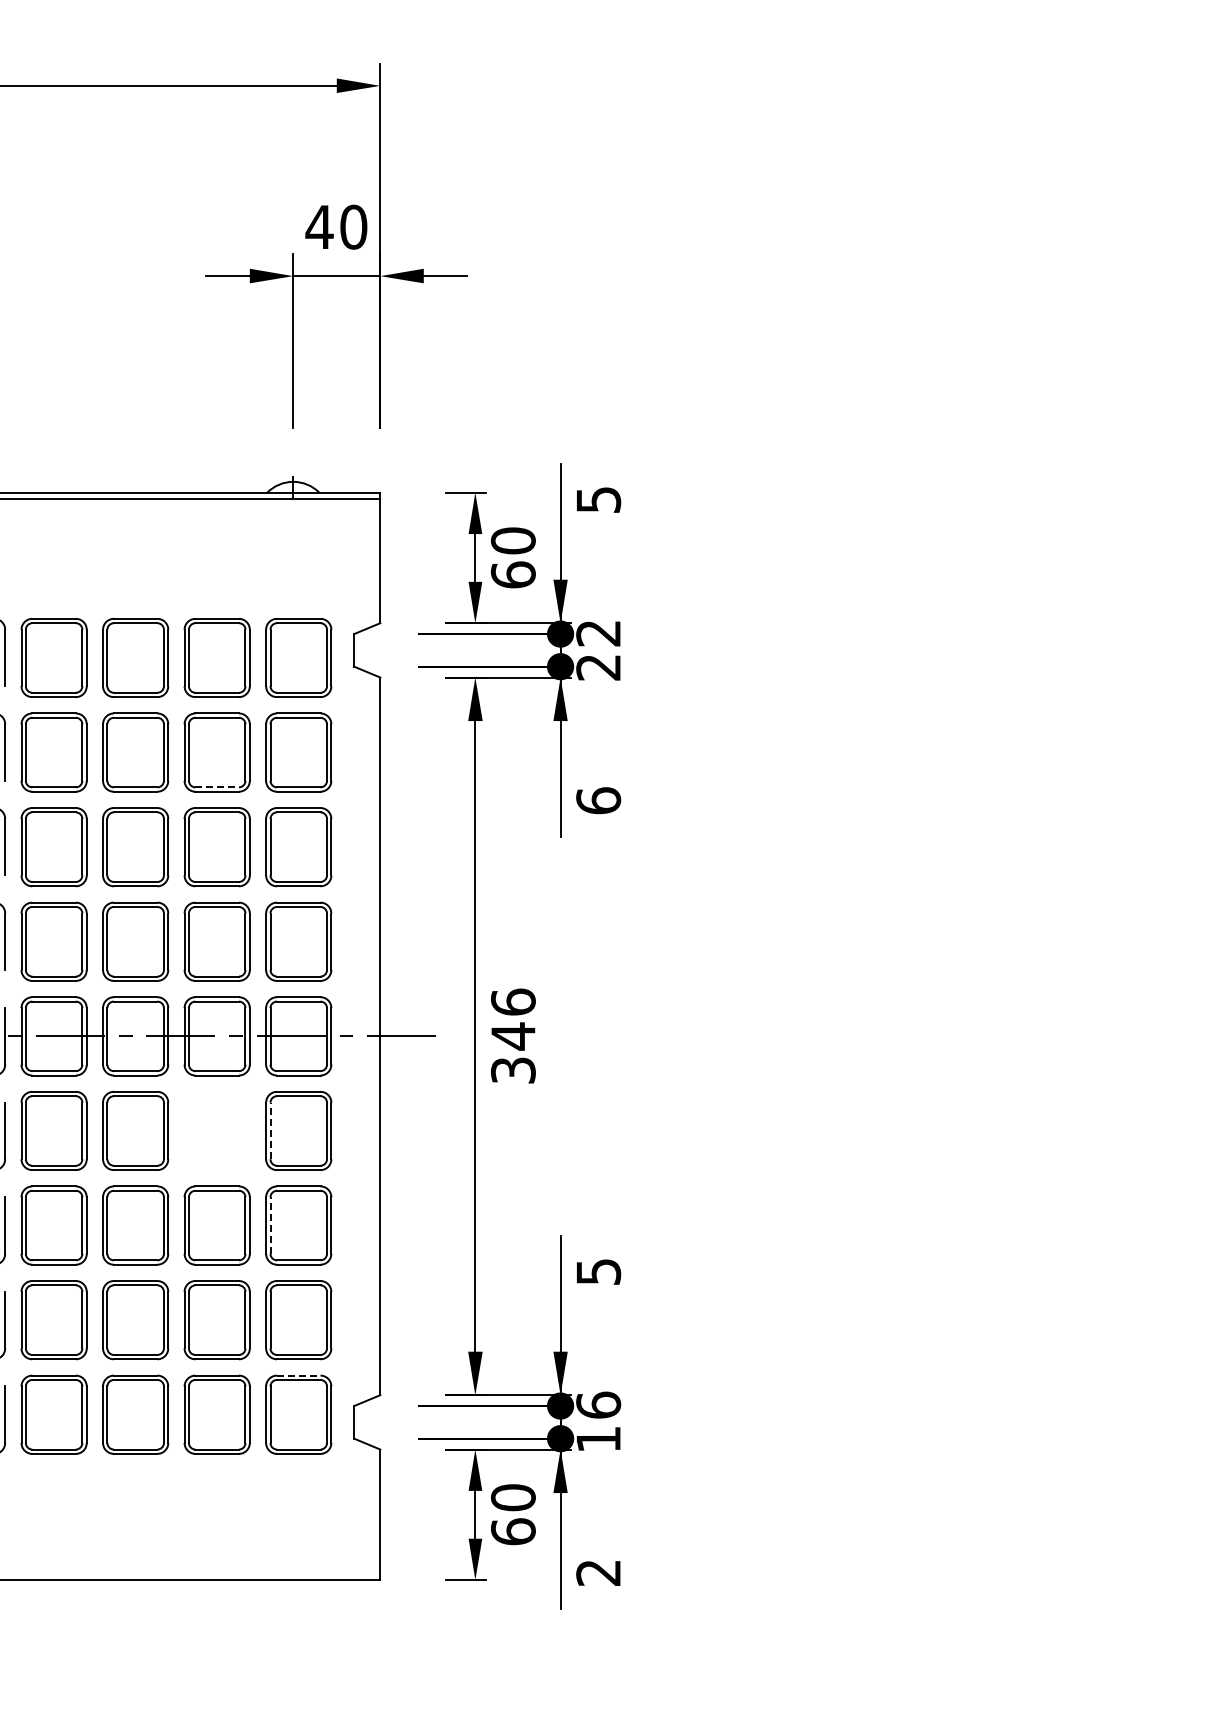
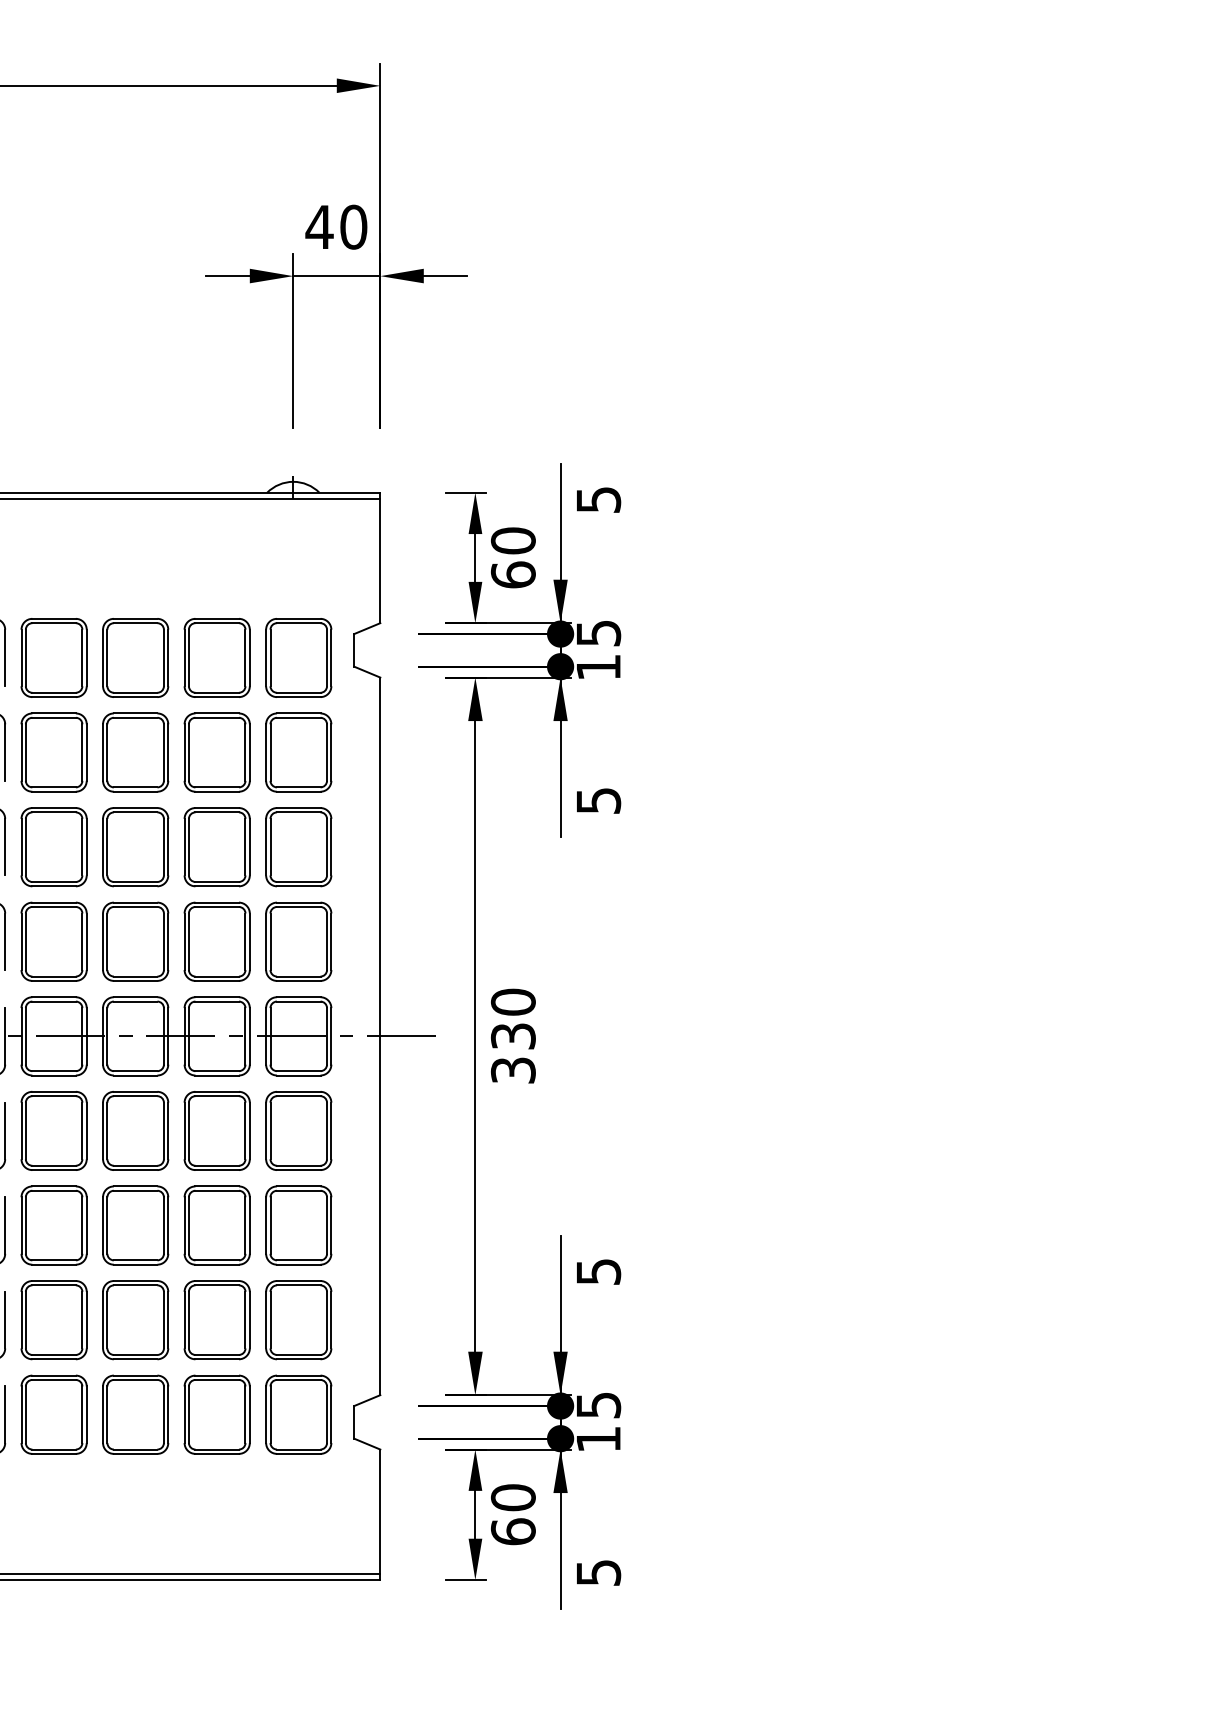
text: 22 -> 15 (598, 650)
line: dashed -> solid (217, 787)
text: 6 -> 5 (598, 800)
text: 346 -> 330 (512, 1019)
part: none -> present (216, 1130)
line: dashed -> solid (270, 1130)
line: dashed -> solid (270, 1225)
line: dashed -> solid (298, 1375)
text: 16 -> 15 (598, 1404)
text: 2 -> 5 (598, 1572)
line: none -> present (191, 1573)
